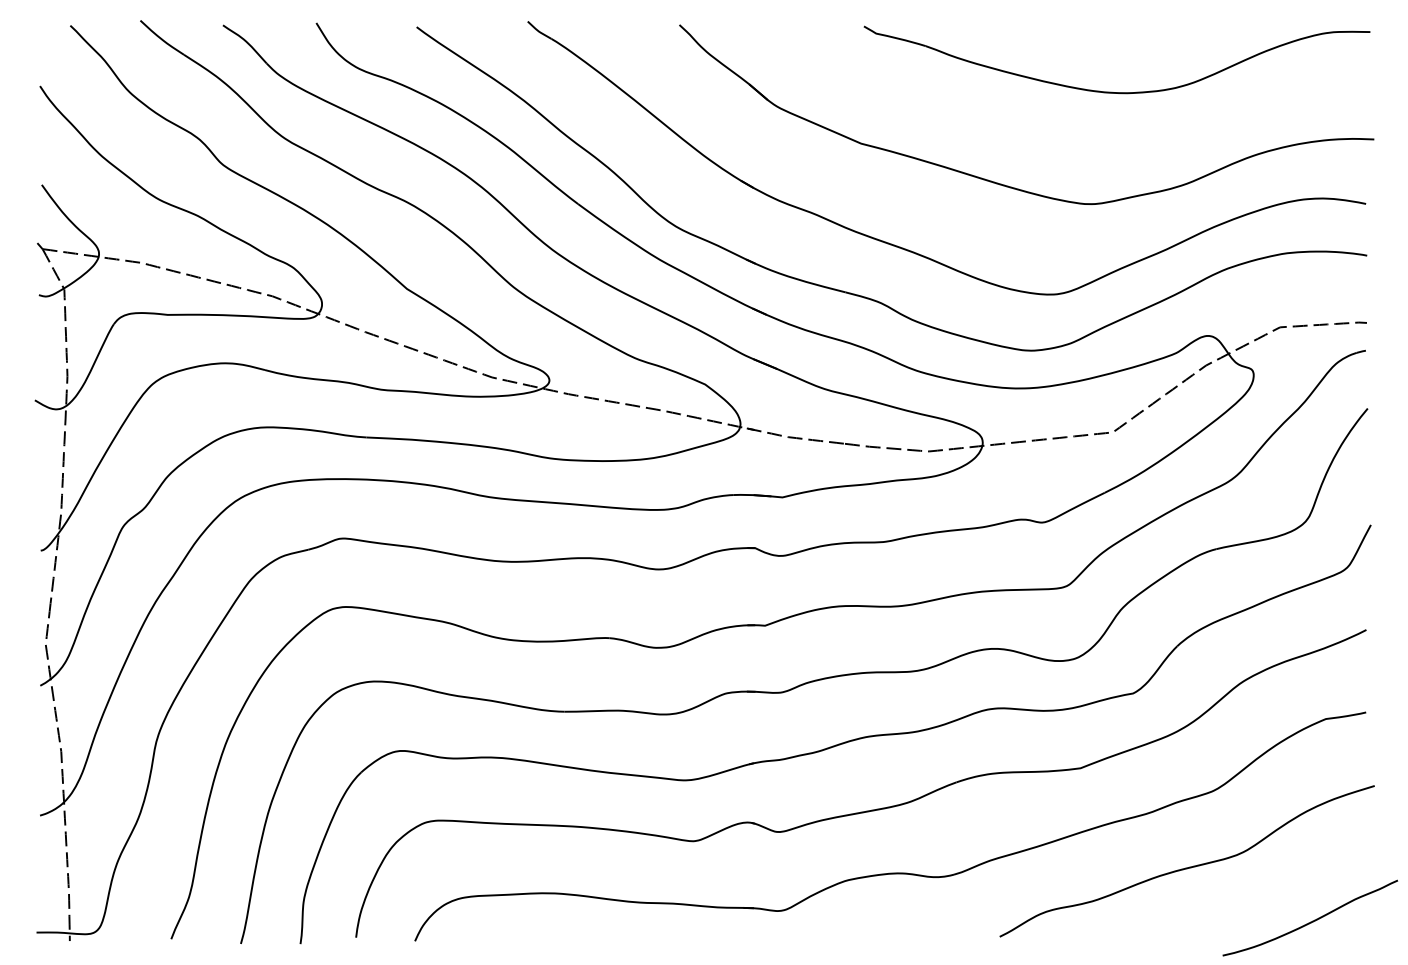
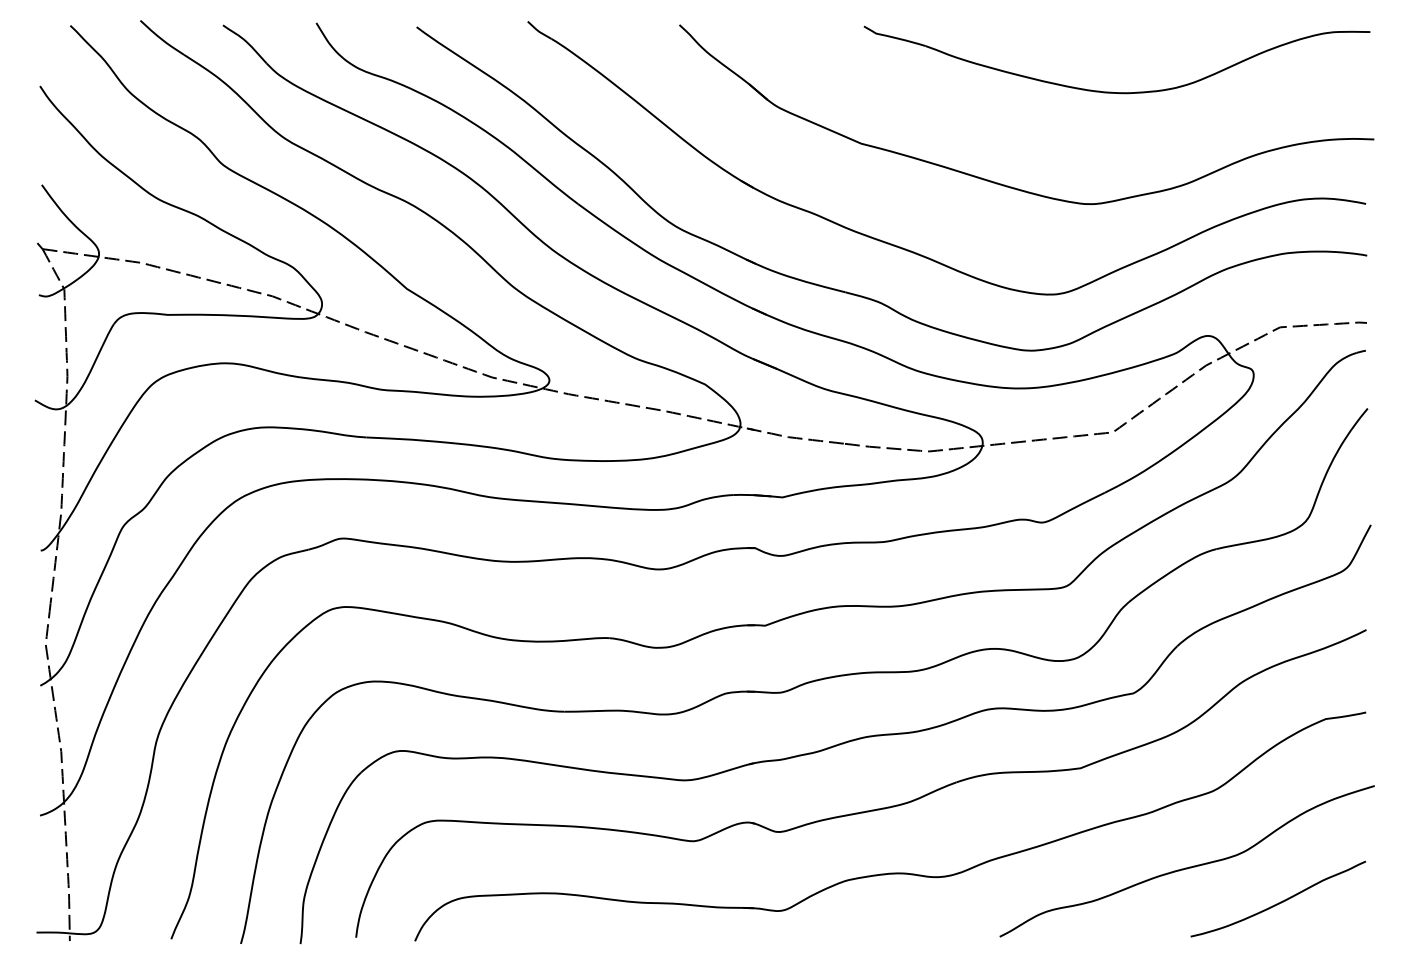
curve position: (1310, 921) -> (1278, 902) (1278, 902)
